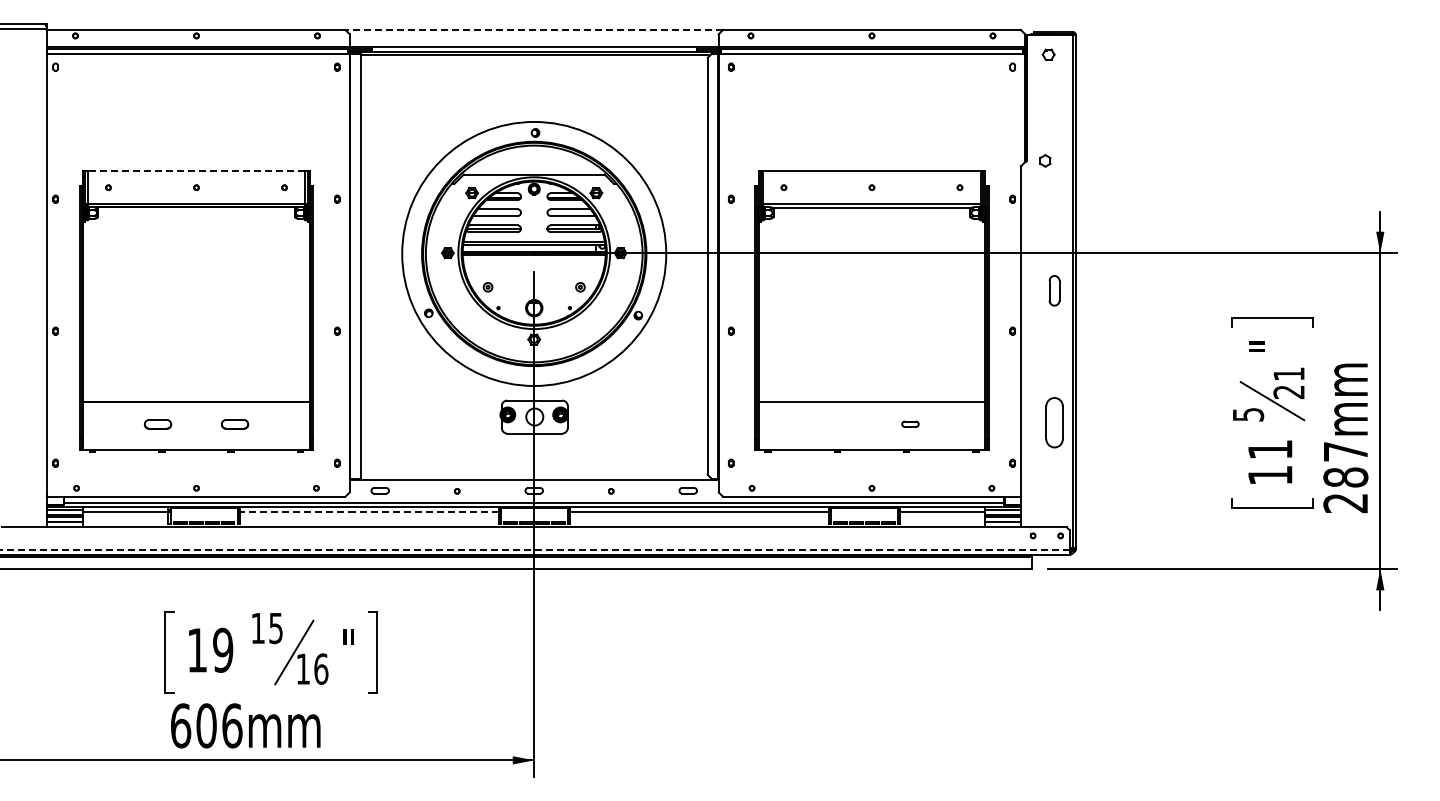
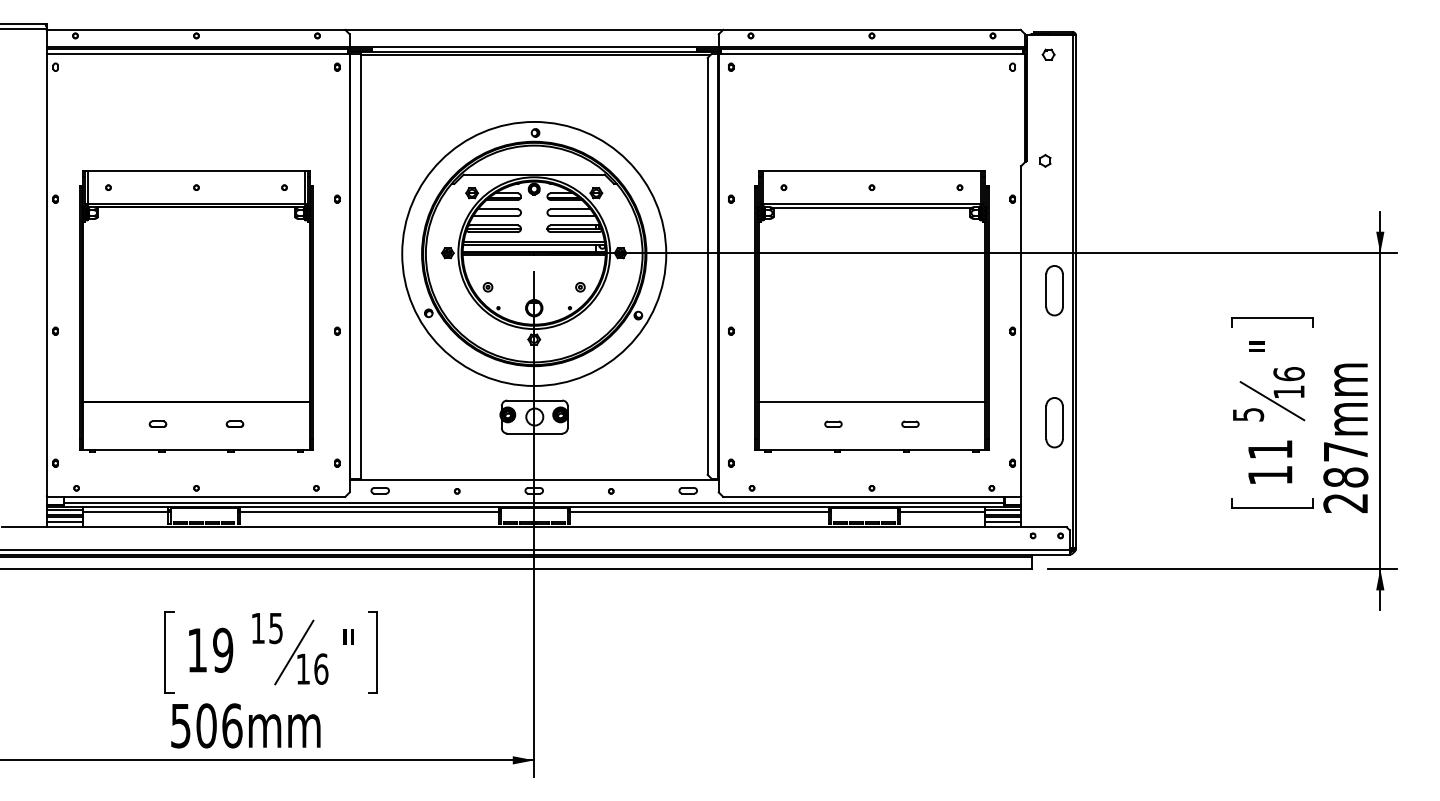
line: dashed -> solid (534, 29)
line: dashed -> solid (196, 171)
part size: 13x32 px -> 19x52 px (1054, 290)
text: 21 -> 16 (1288, 382)
part: none -> present (833, 423)
part size: 29x11 px -> 20x8 px (157, 423)
part size: 29x11 px -> 20x8 px (234, 423)
line: dashed -> solid (368, 511)
line: dashed -> solid (535, 550)
text: 606mm -> 506mm (181, 725)
